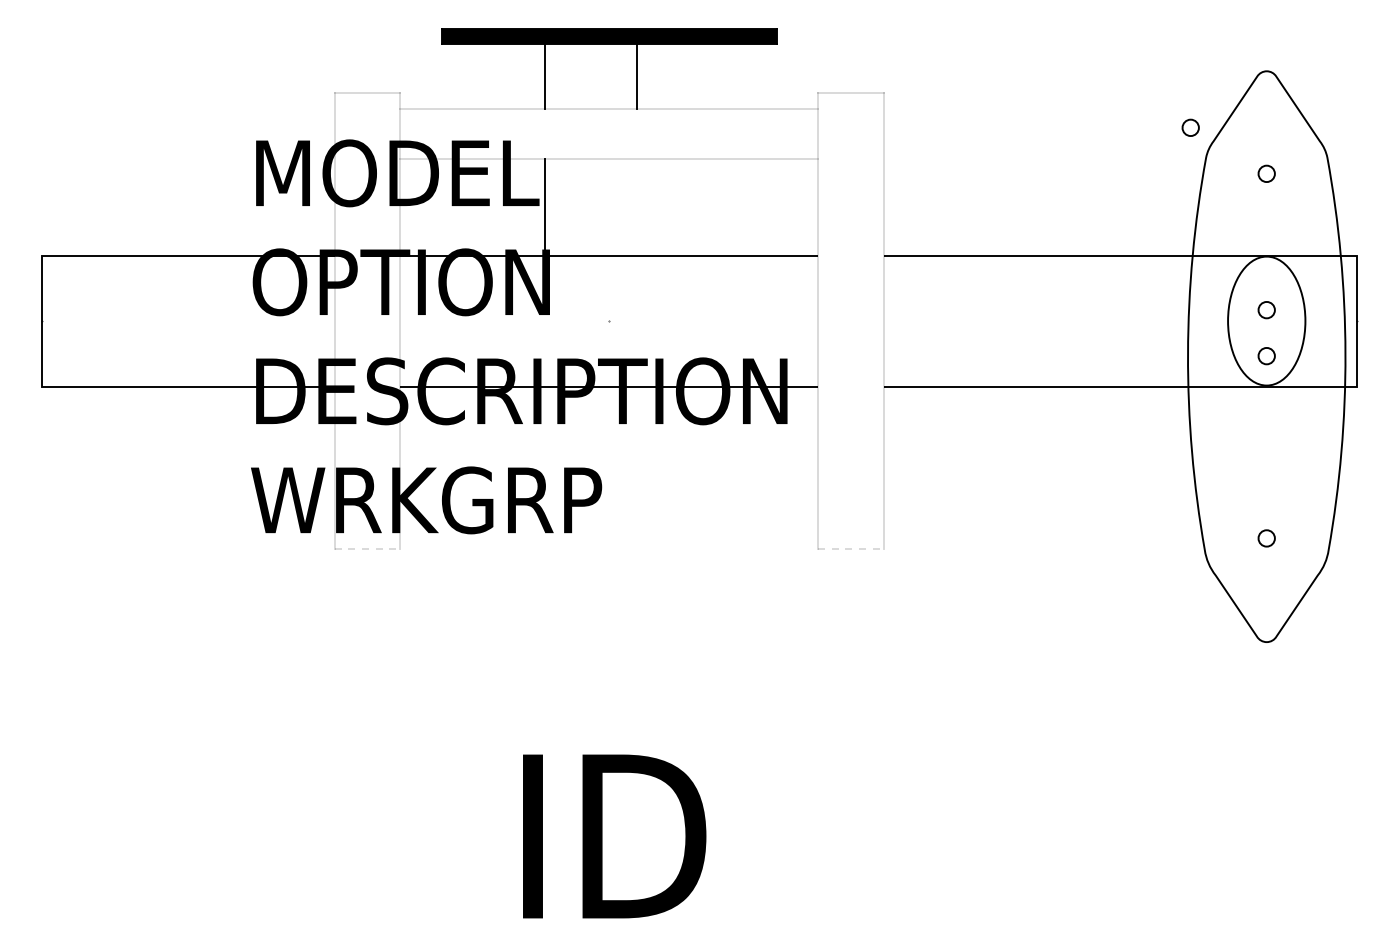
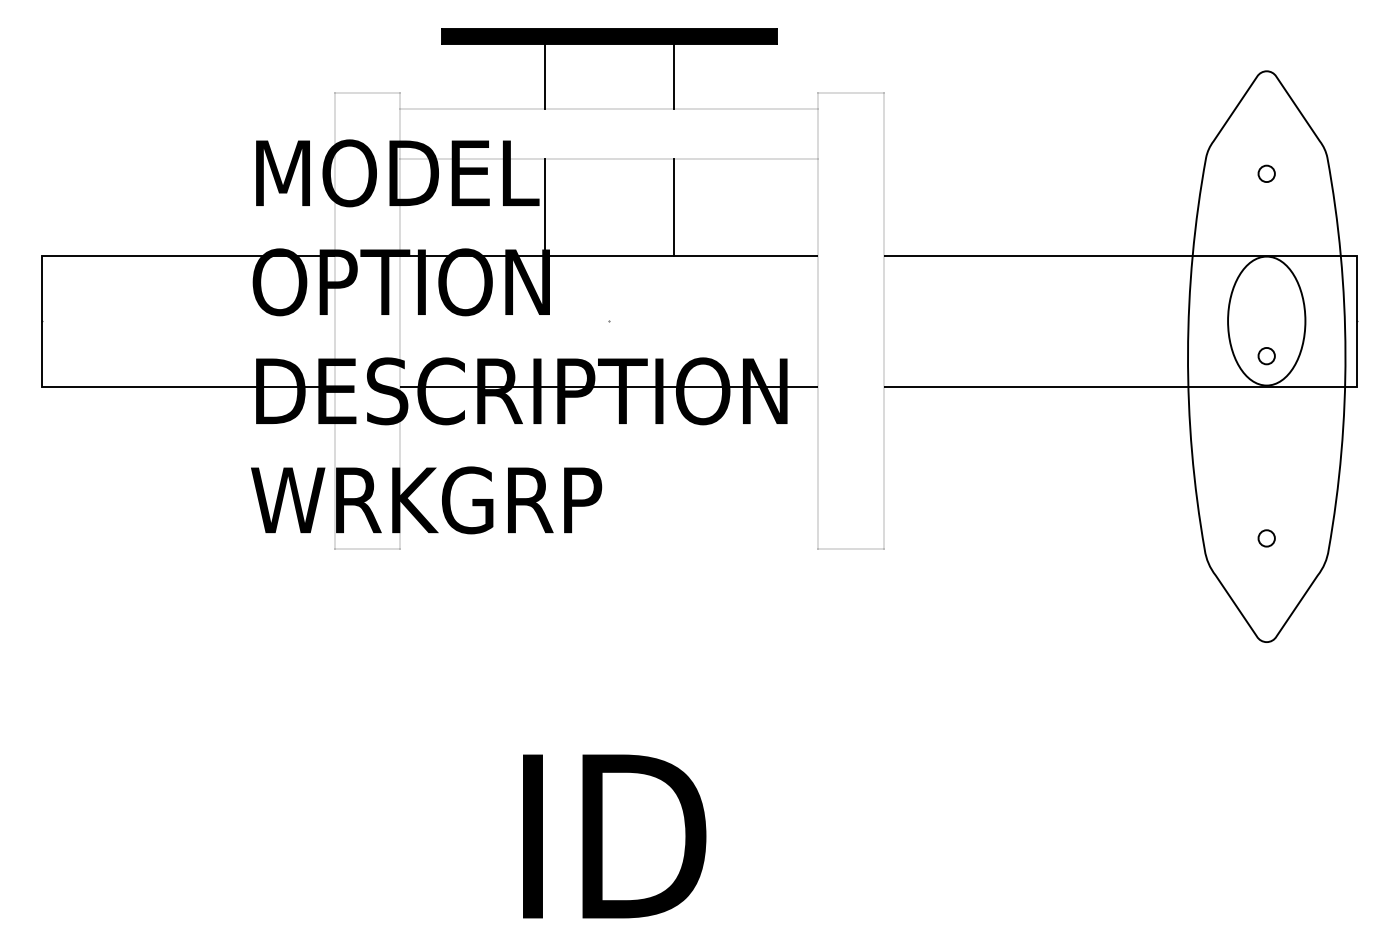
line position: (636, 76) -> (673, 76) (673, 76)
part: present -> none (1190, 127)
line: none -> present (673, 206)
part: present -> none (1266, 310)
line: dashed -> solid (367, 549)
line: dashed -> solid (851, 549)
